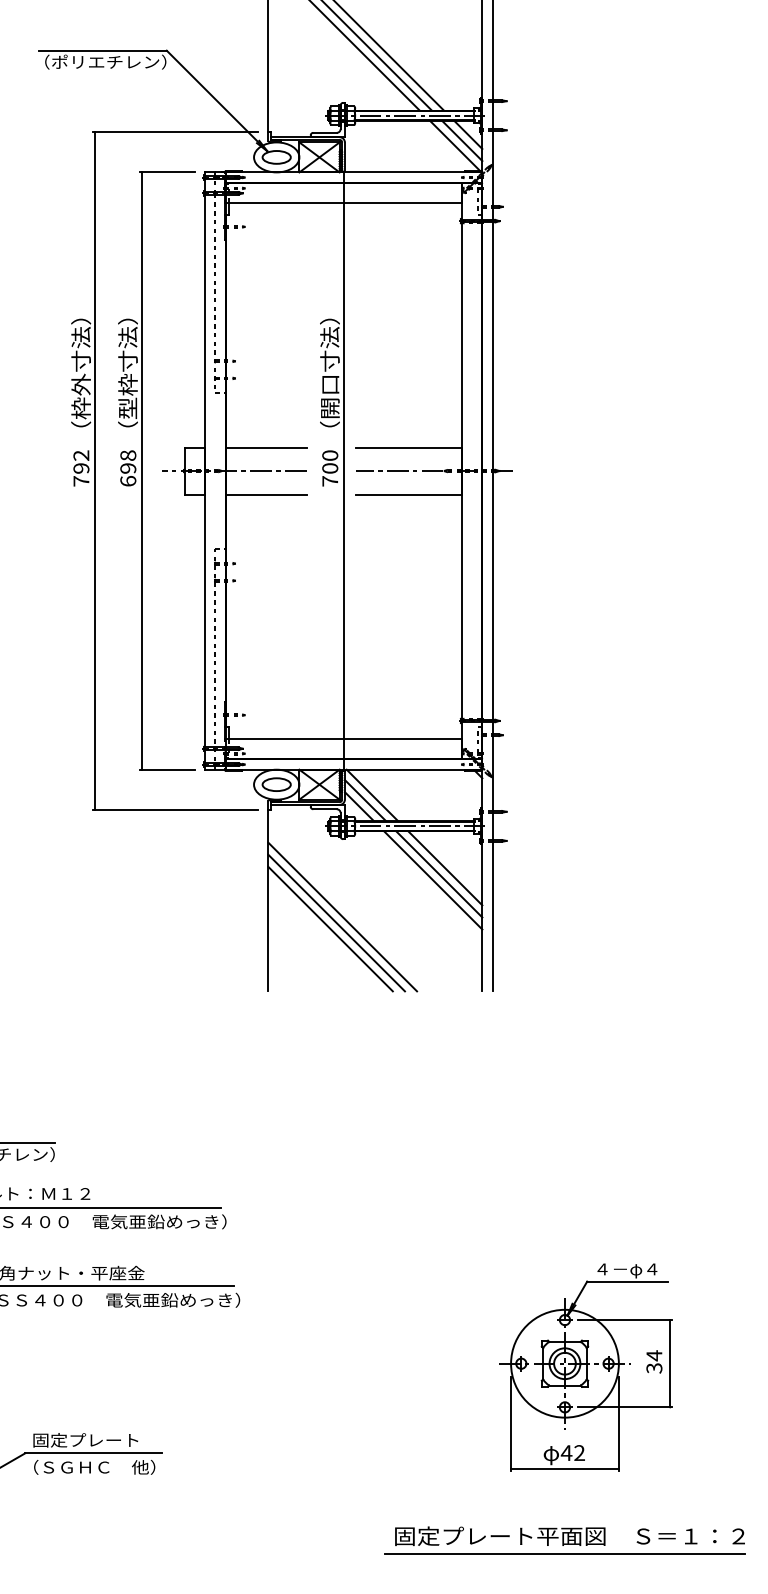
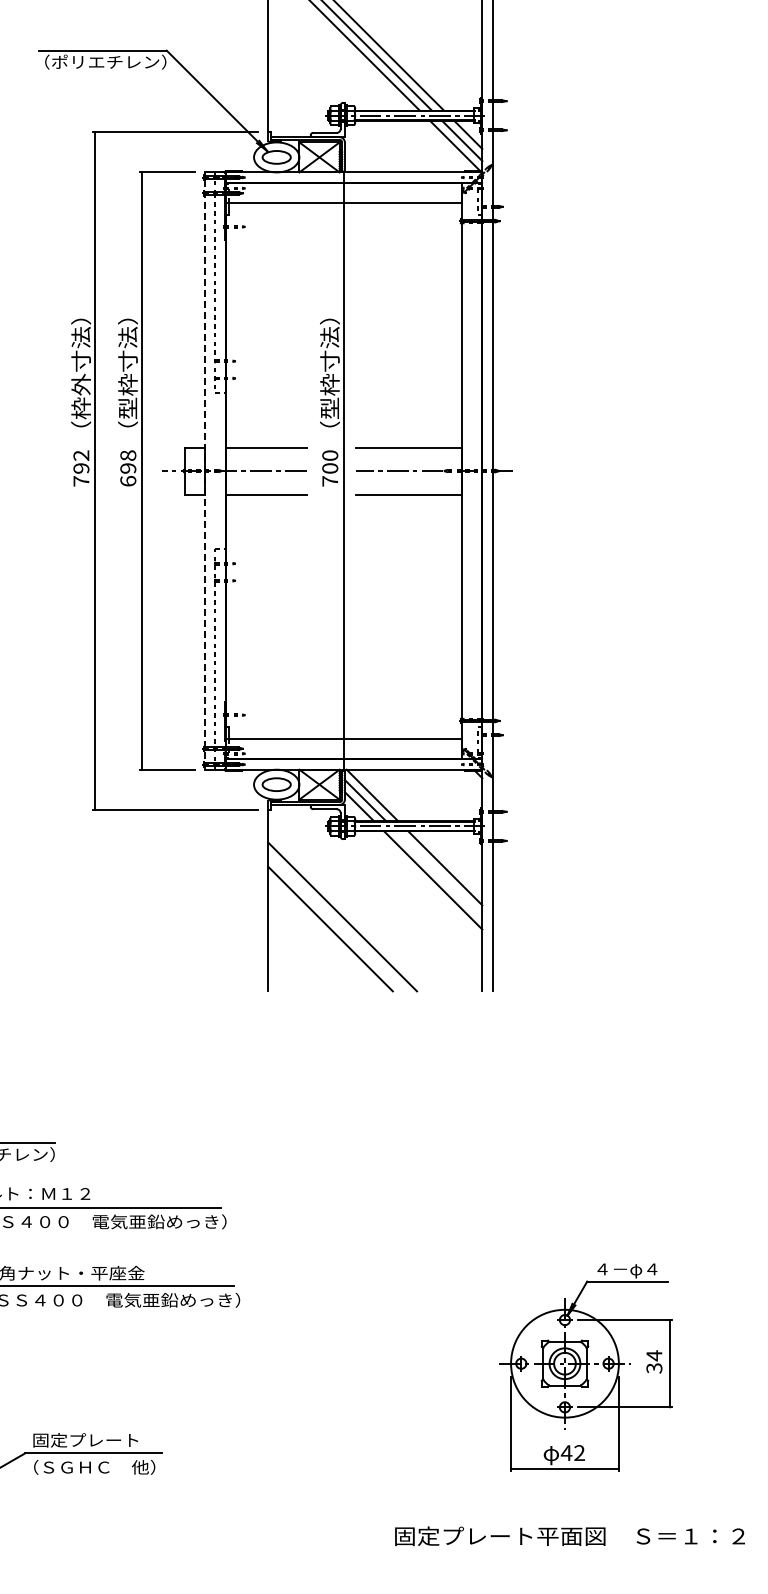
text: （開口寸法） -> （型枠寸法） (329, 396)
line: solid -> dashed (205, 471)
line: present -> none (439, 874)
line: present -> none (336, 922)
line: present -> none (564, 1553)
